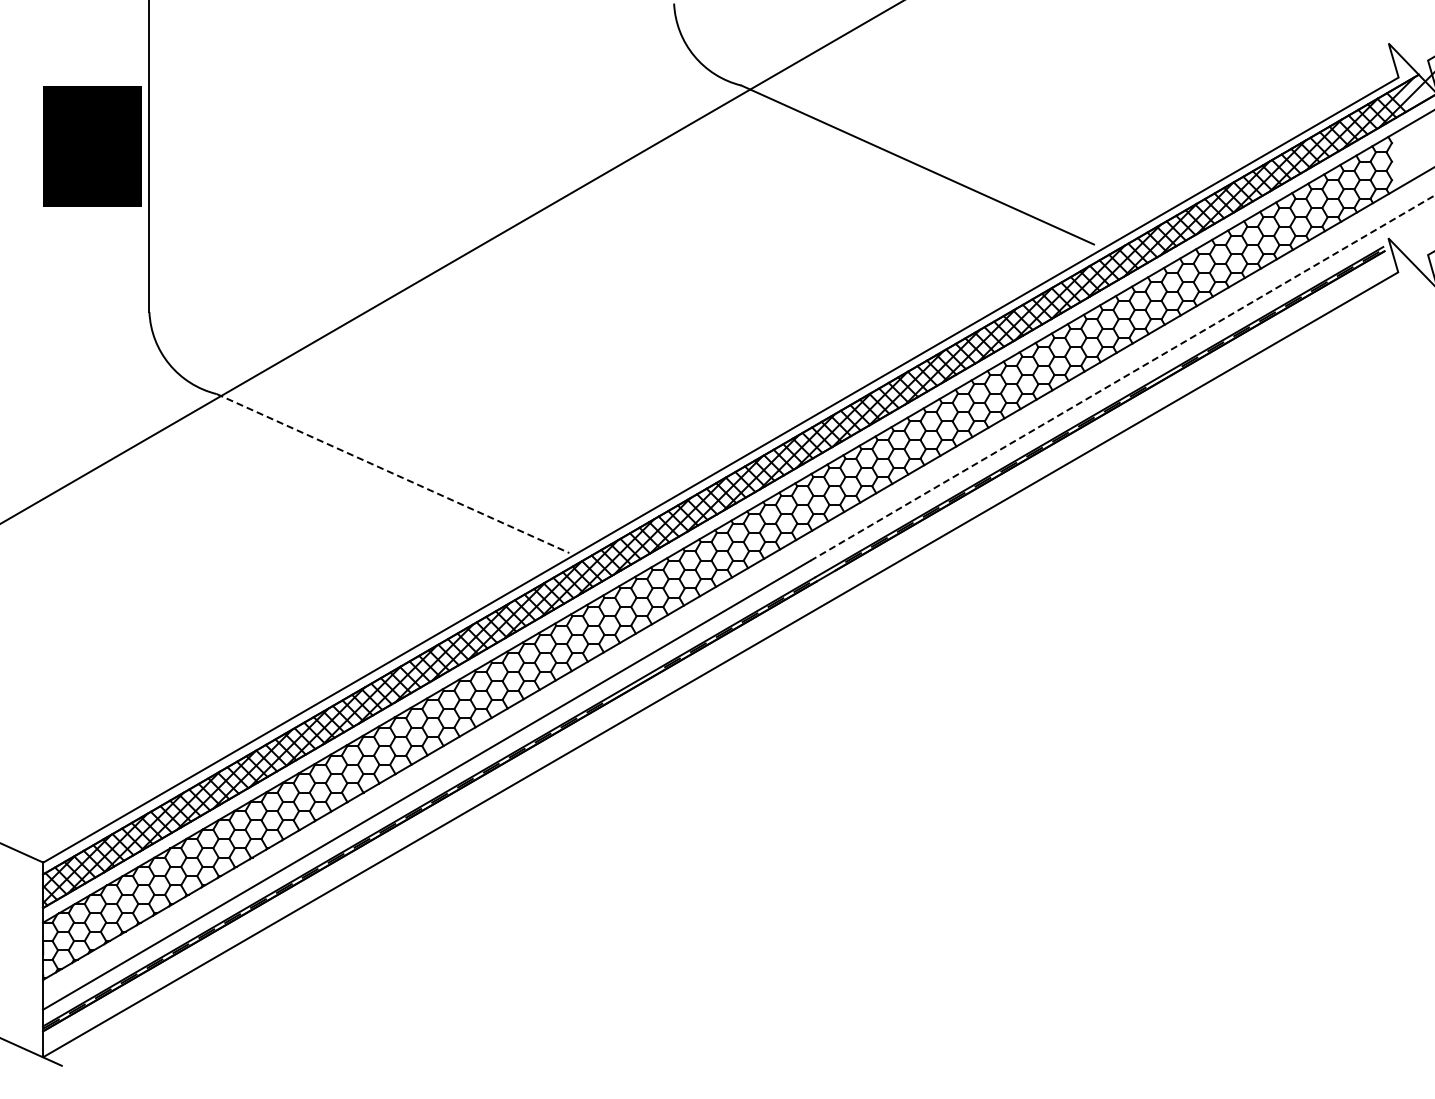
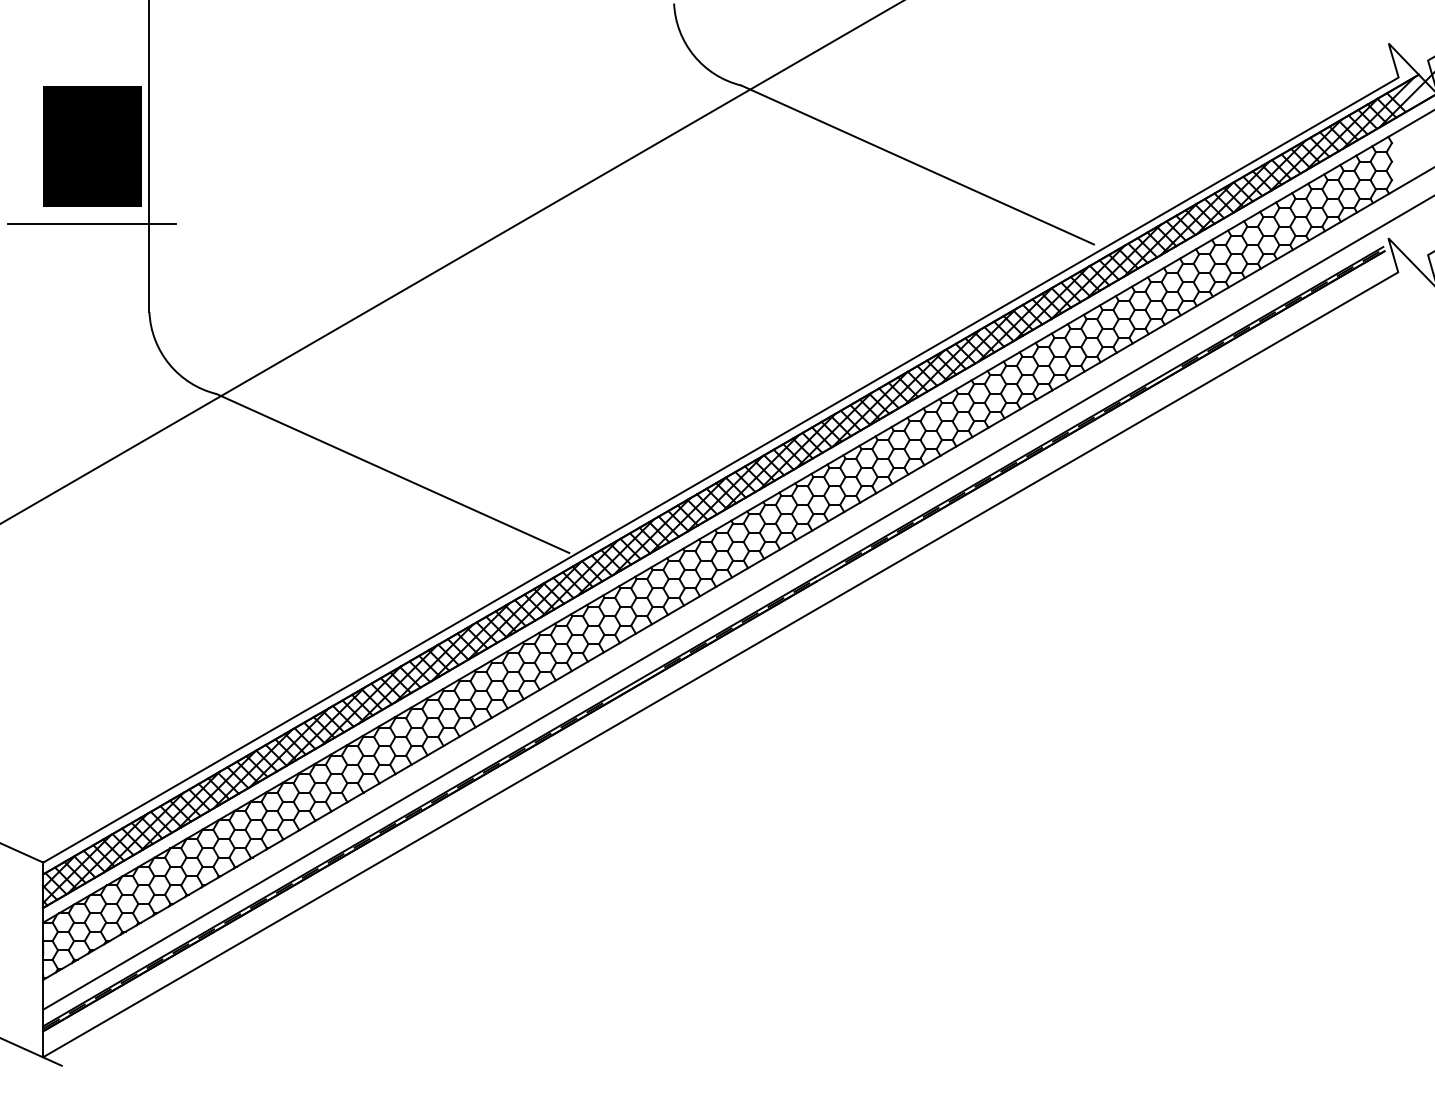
line: none -> present (92, 224)
line: dashed -> solid (1122, 378)
line: dashed -> solid (393, 473)
